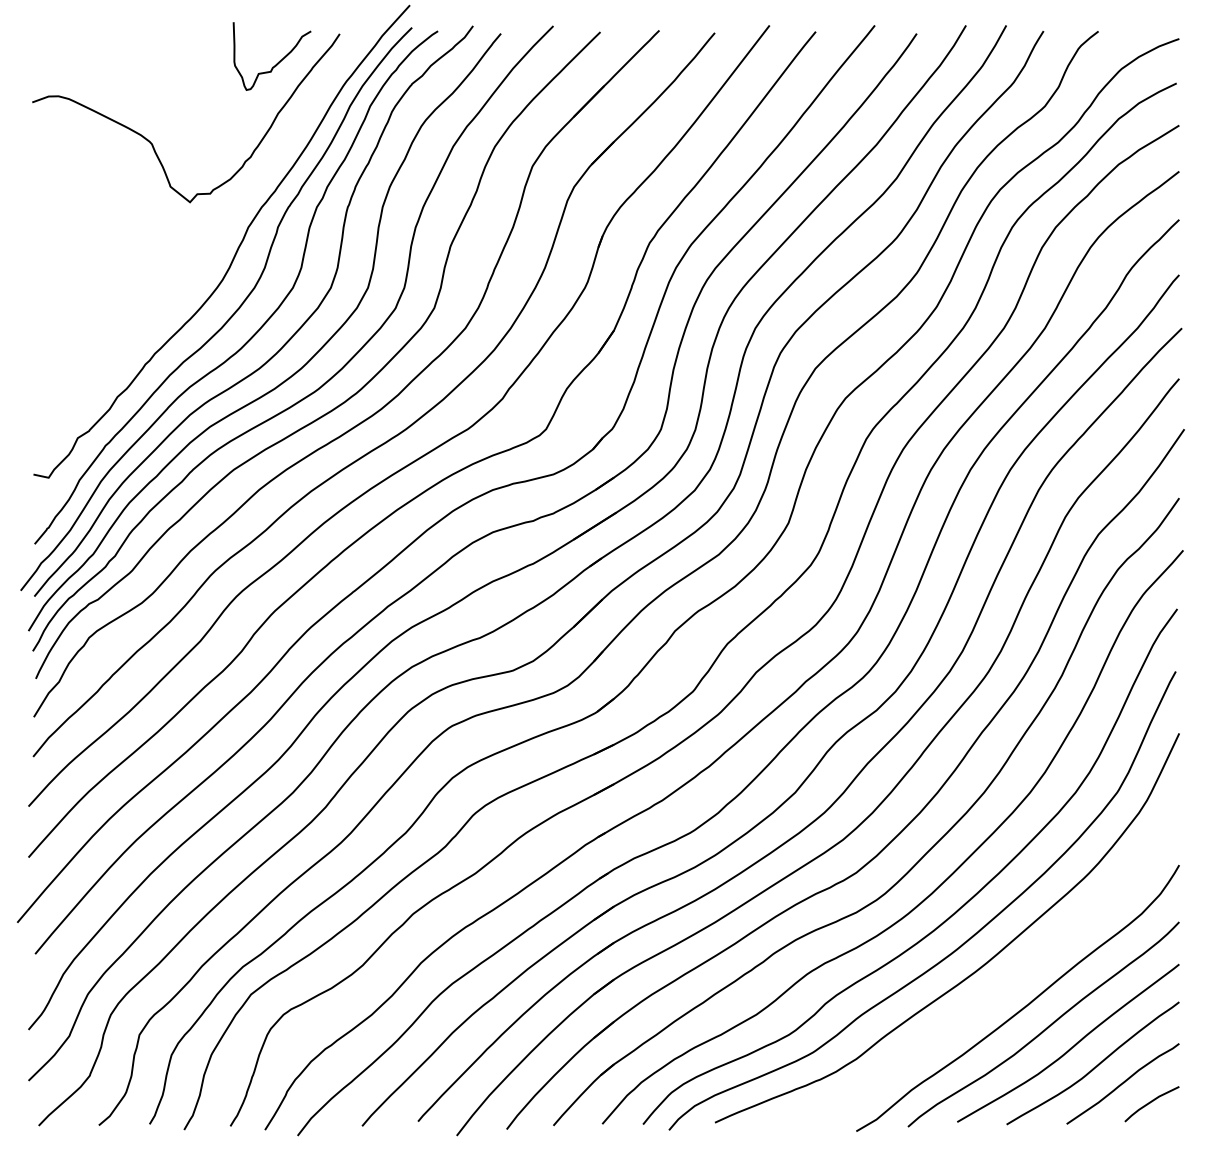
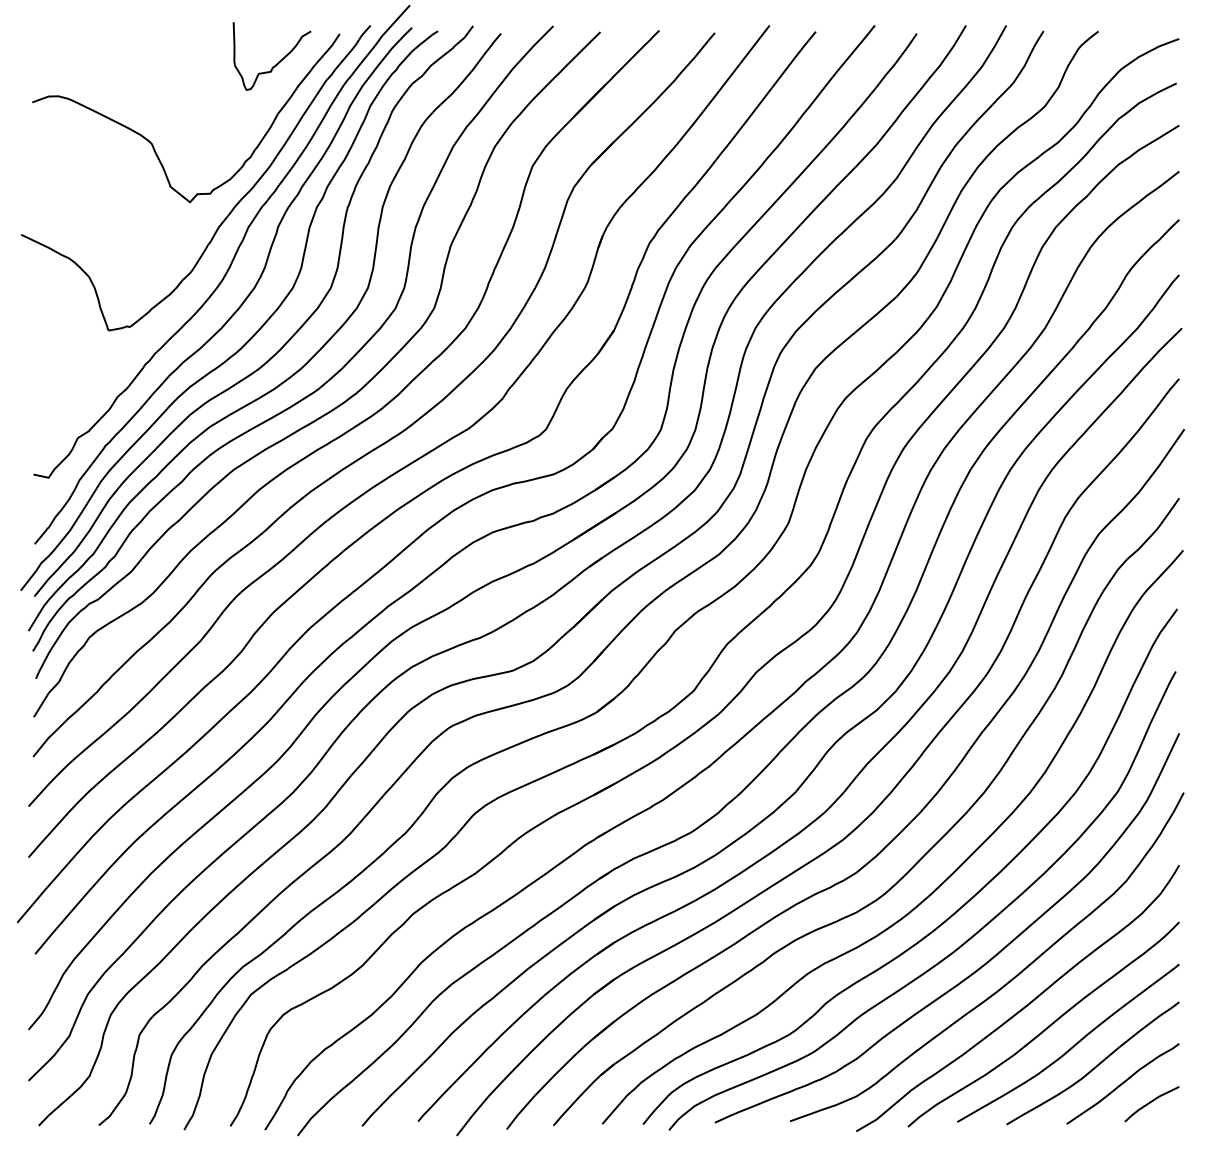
curve: none -> present (234, 205)
curve: none -> present (1005, 983)
